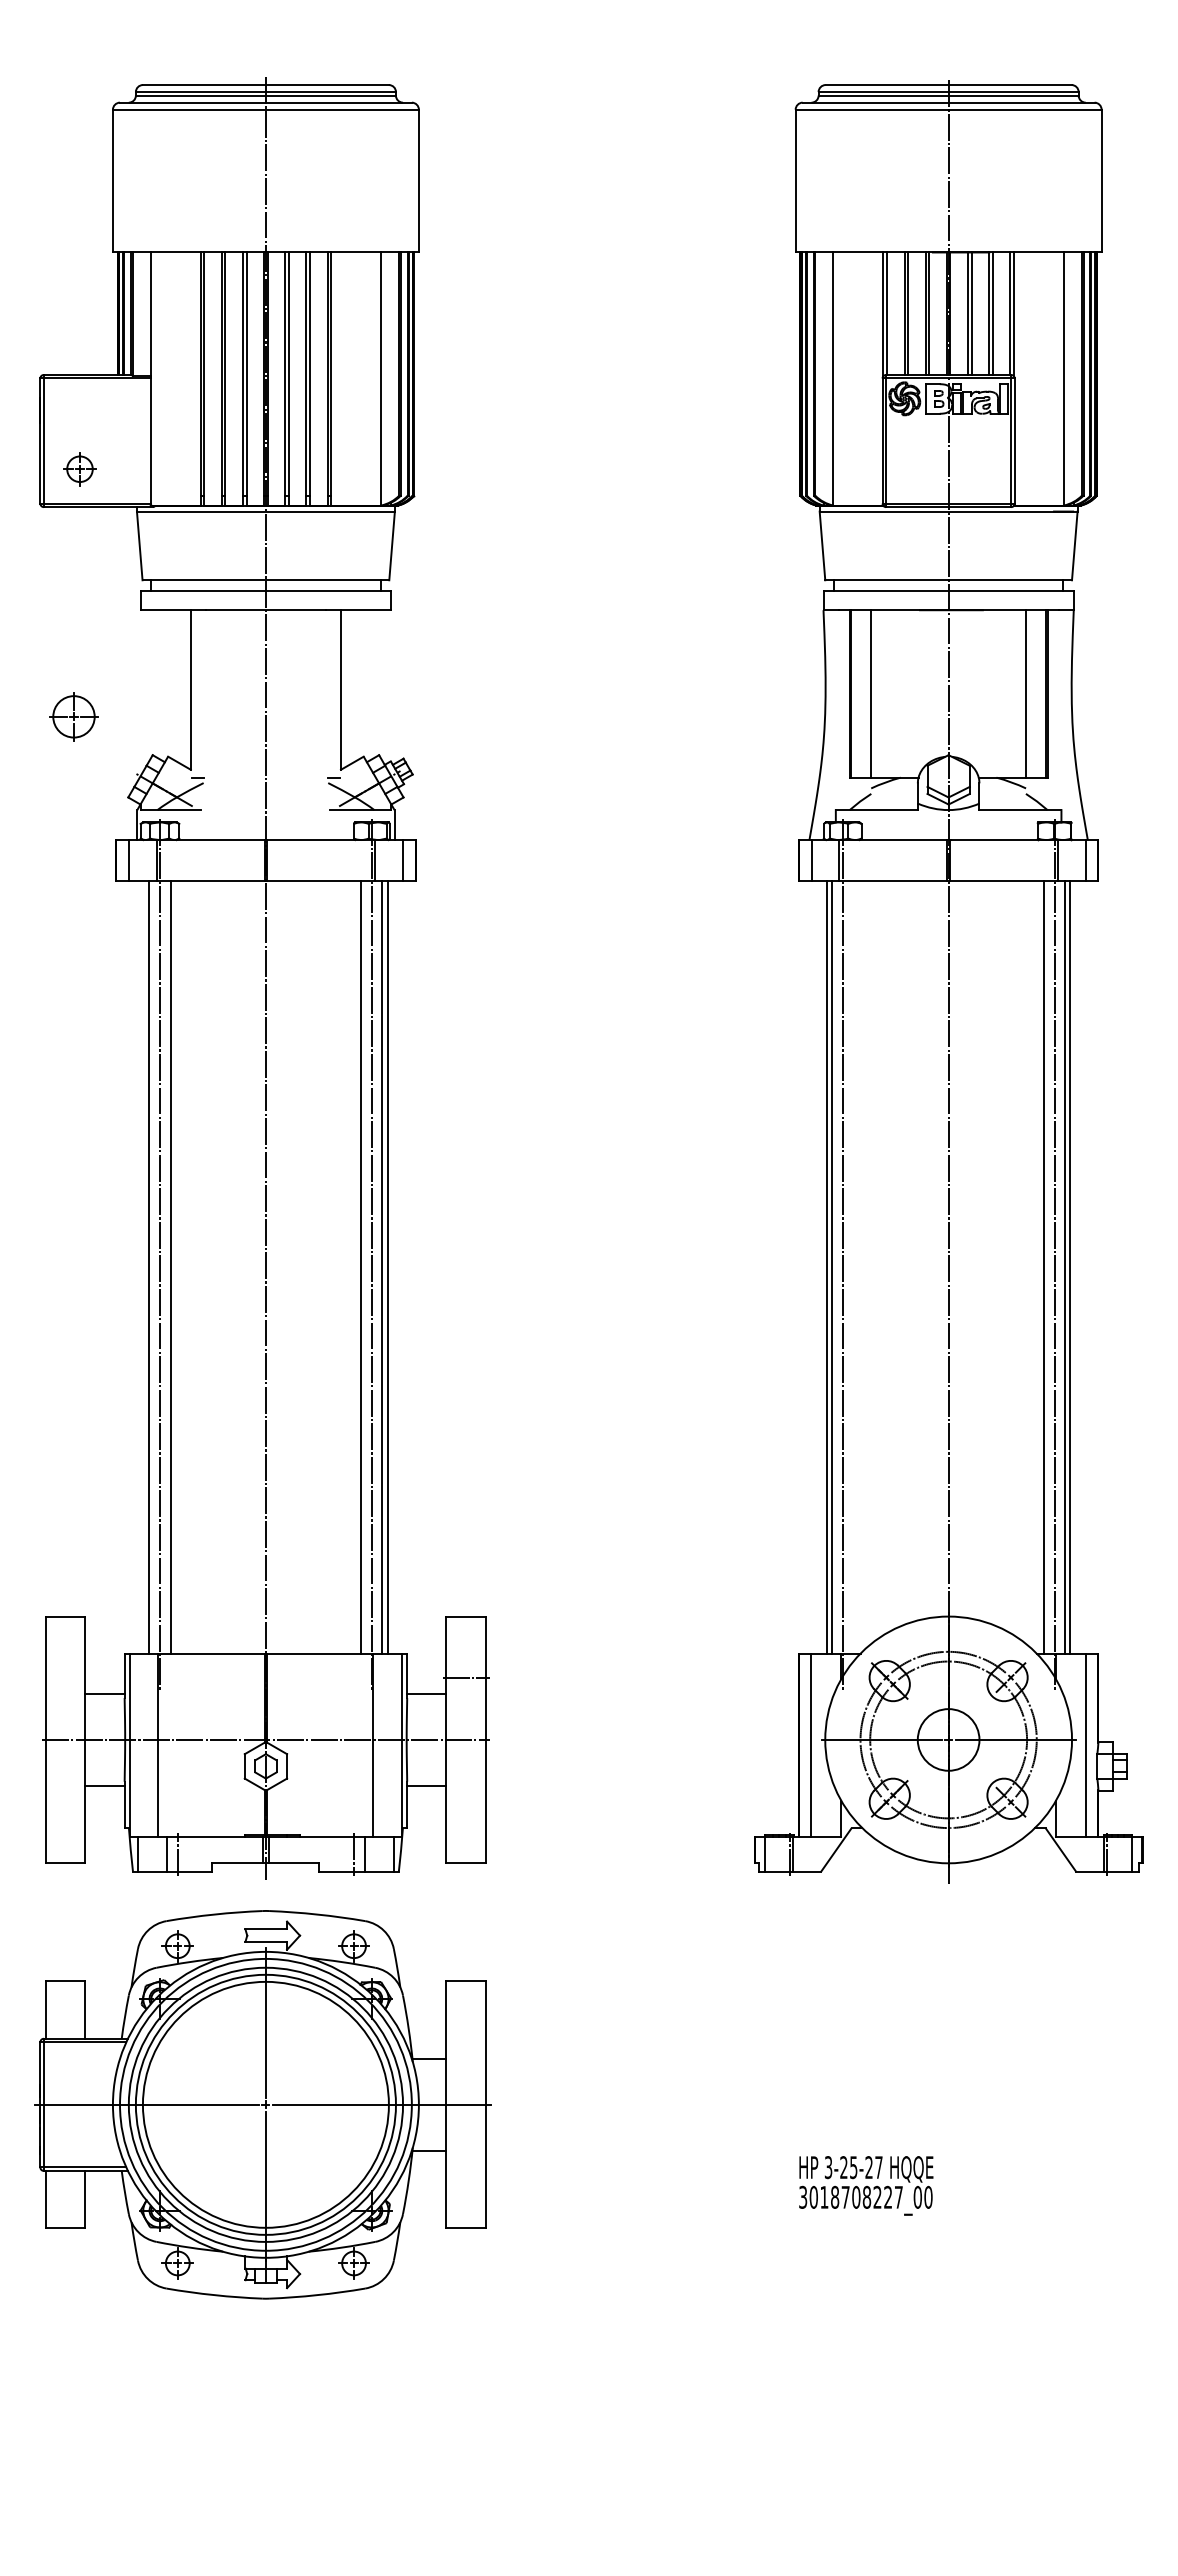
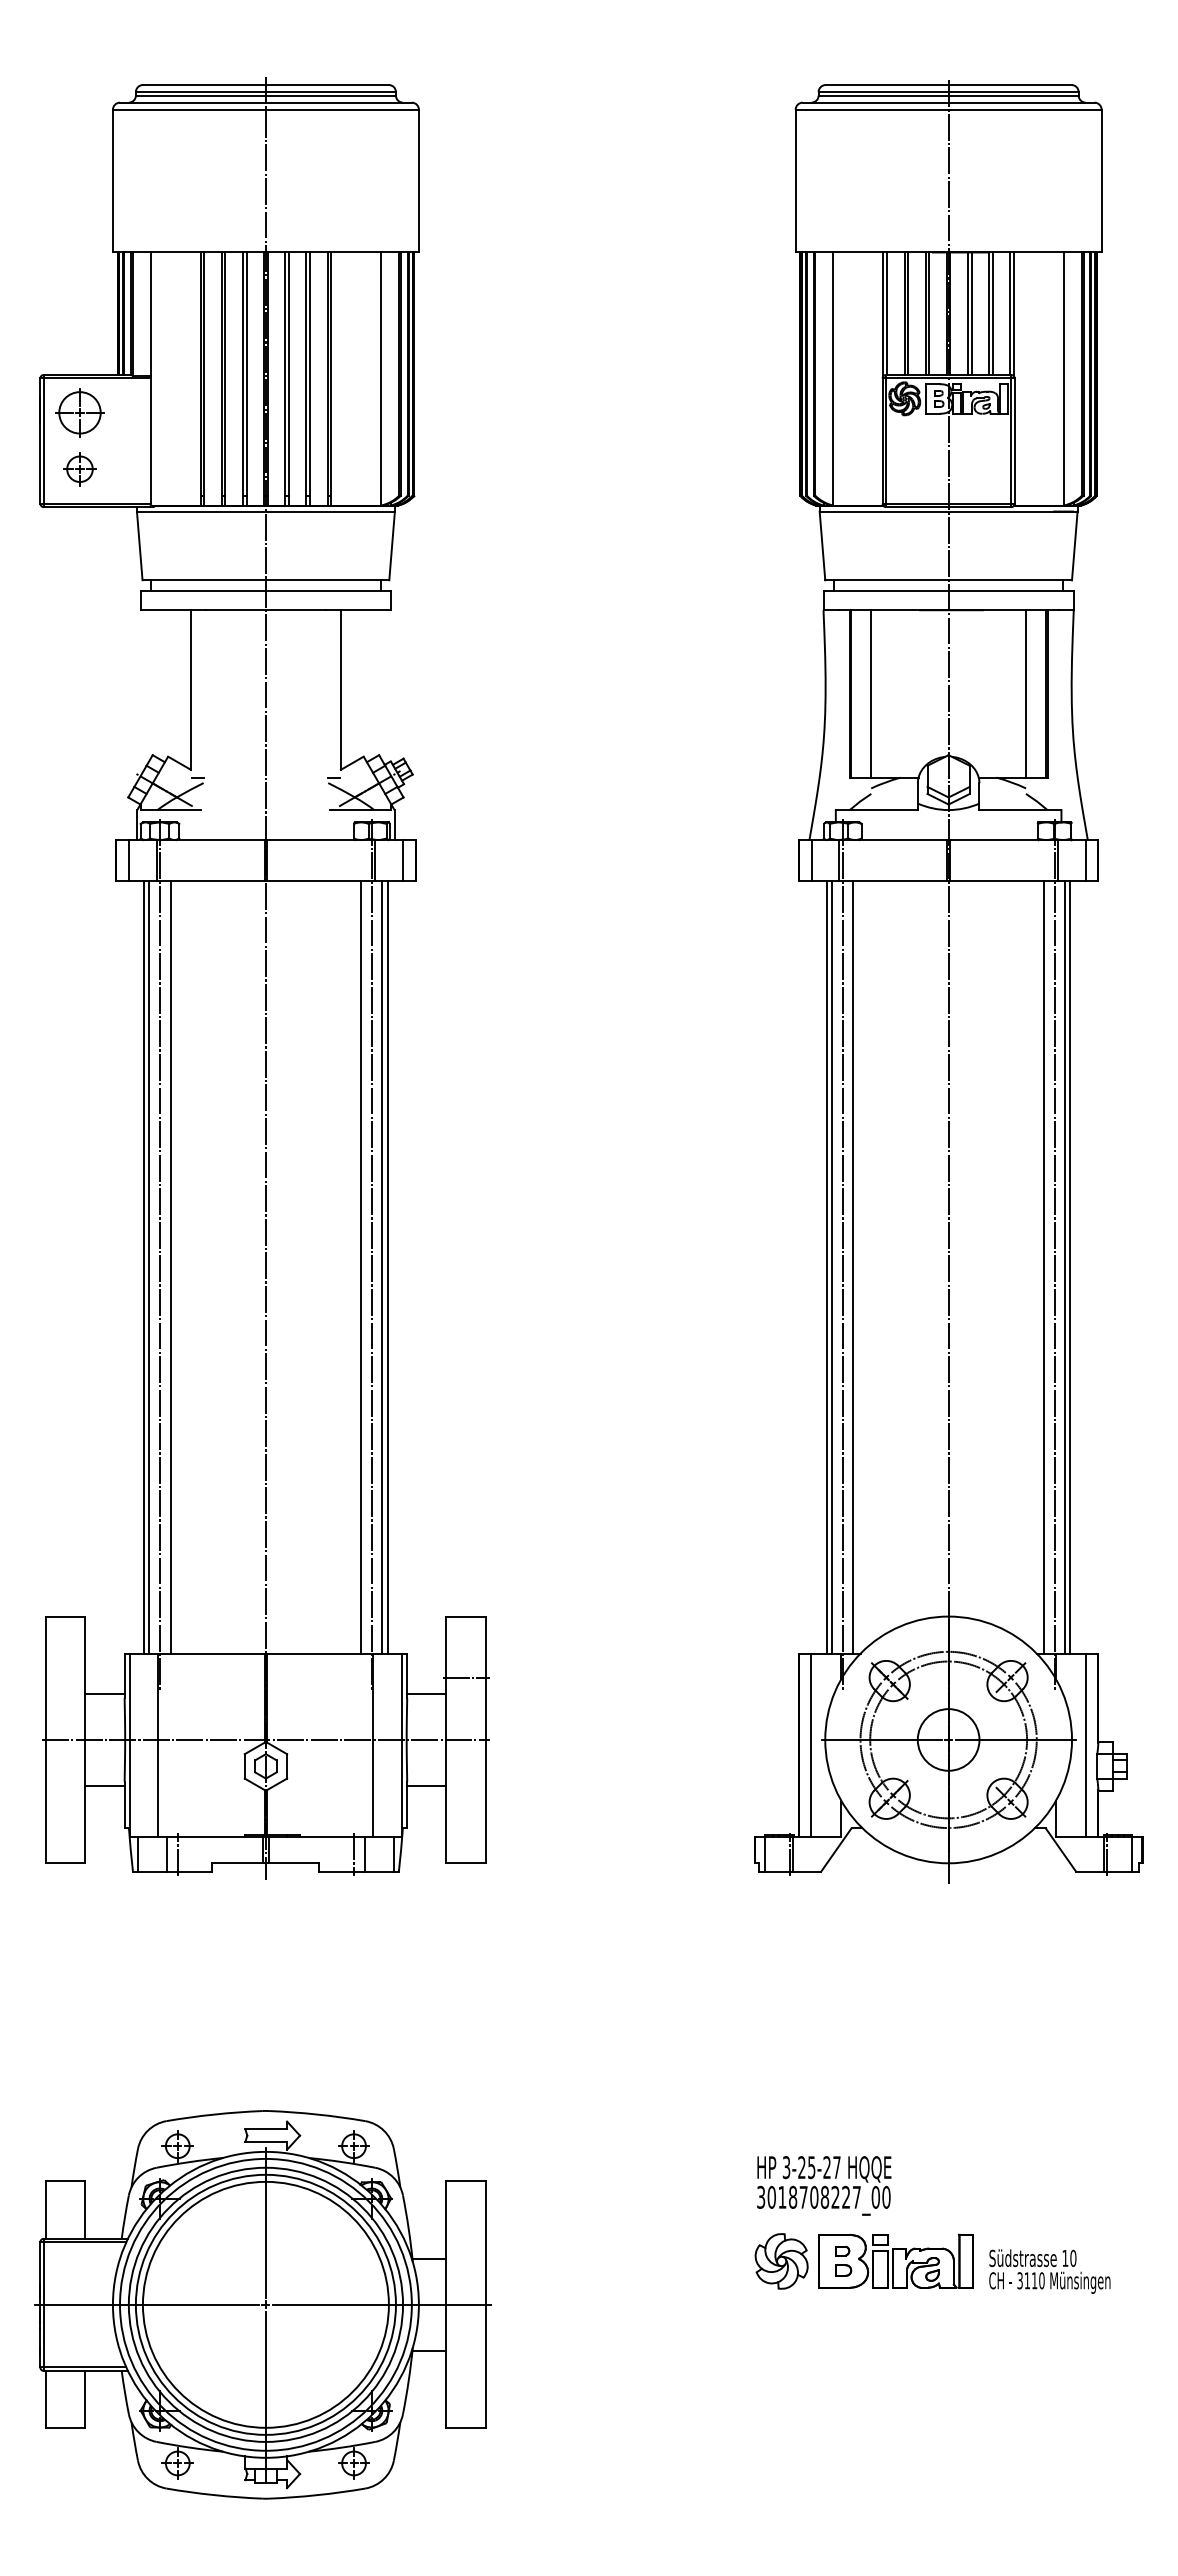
part position: (73, 716) -> (79, 412) (79, 412)
line: none -> present (144, 1266)
line: none -> present (853, 1266)
part position: (262, 2104) -> (262, 2304) (262, 2304)
text position: (866, 2185) -> (824, 2185) (824, 2185)
part: none -> present (932, 2263)
